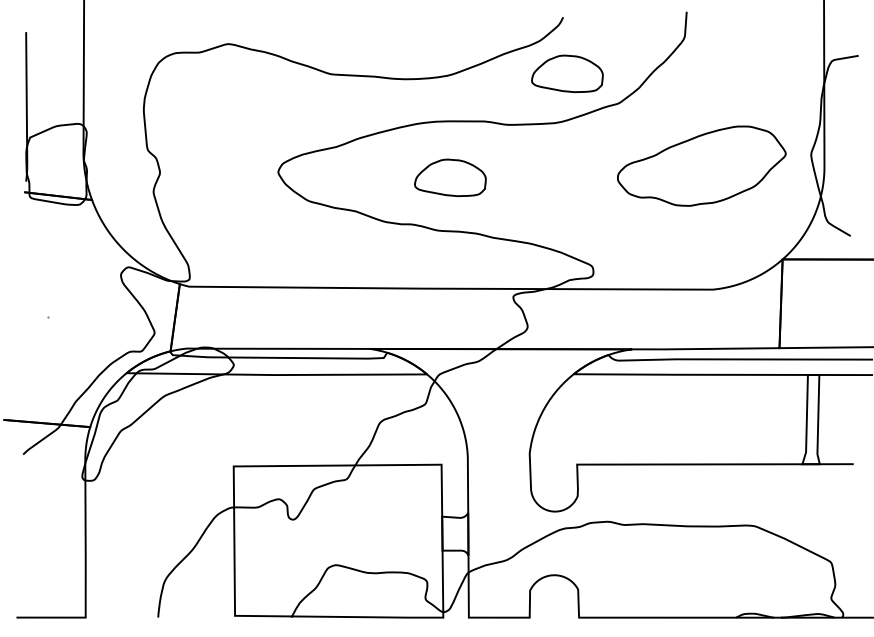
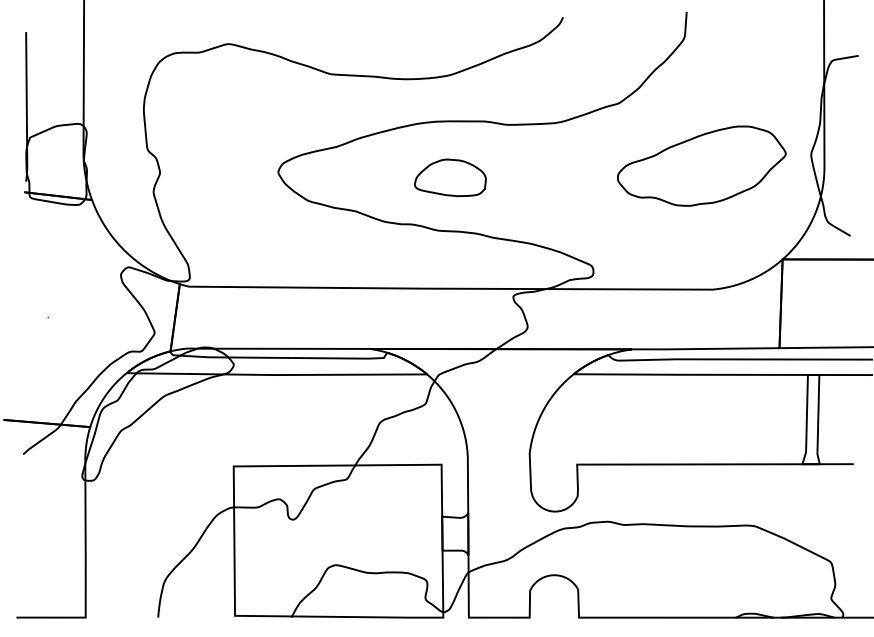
part: present -> none (567, 73)
